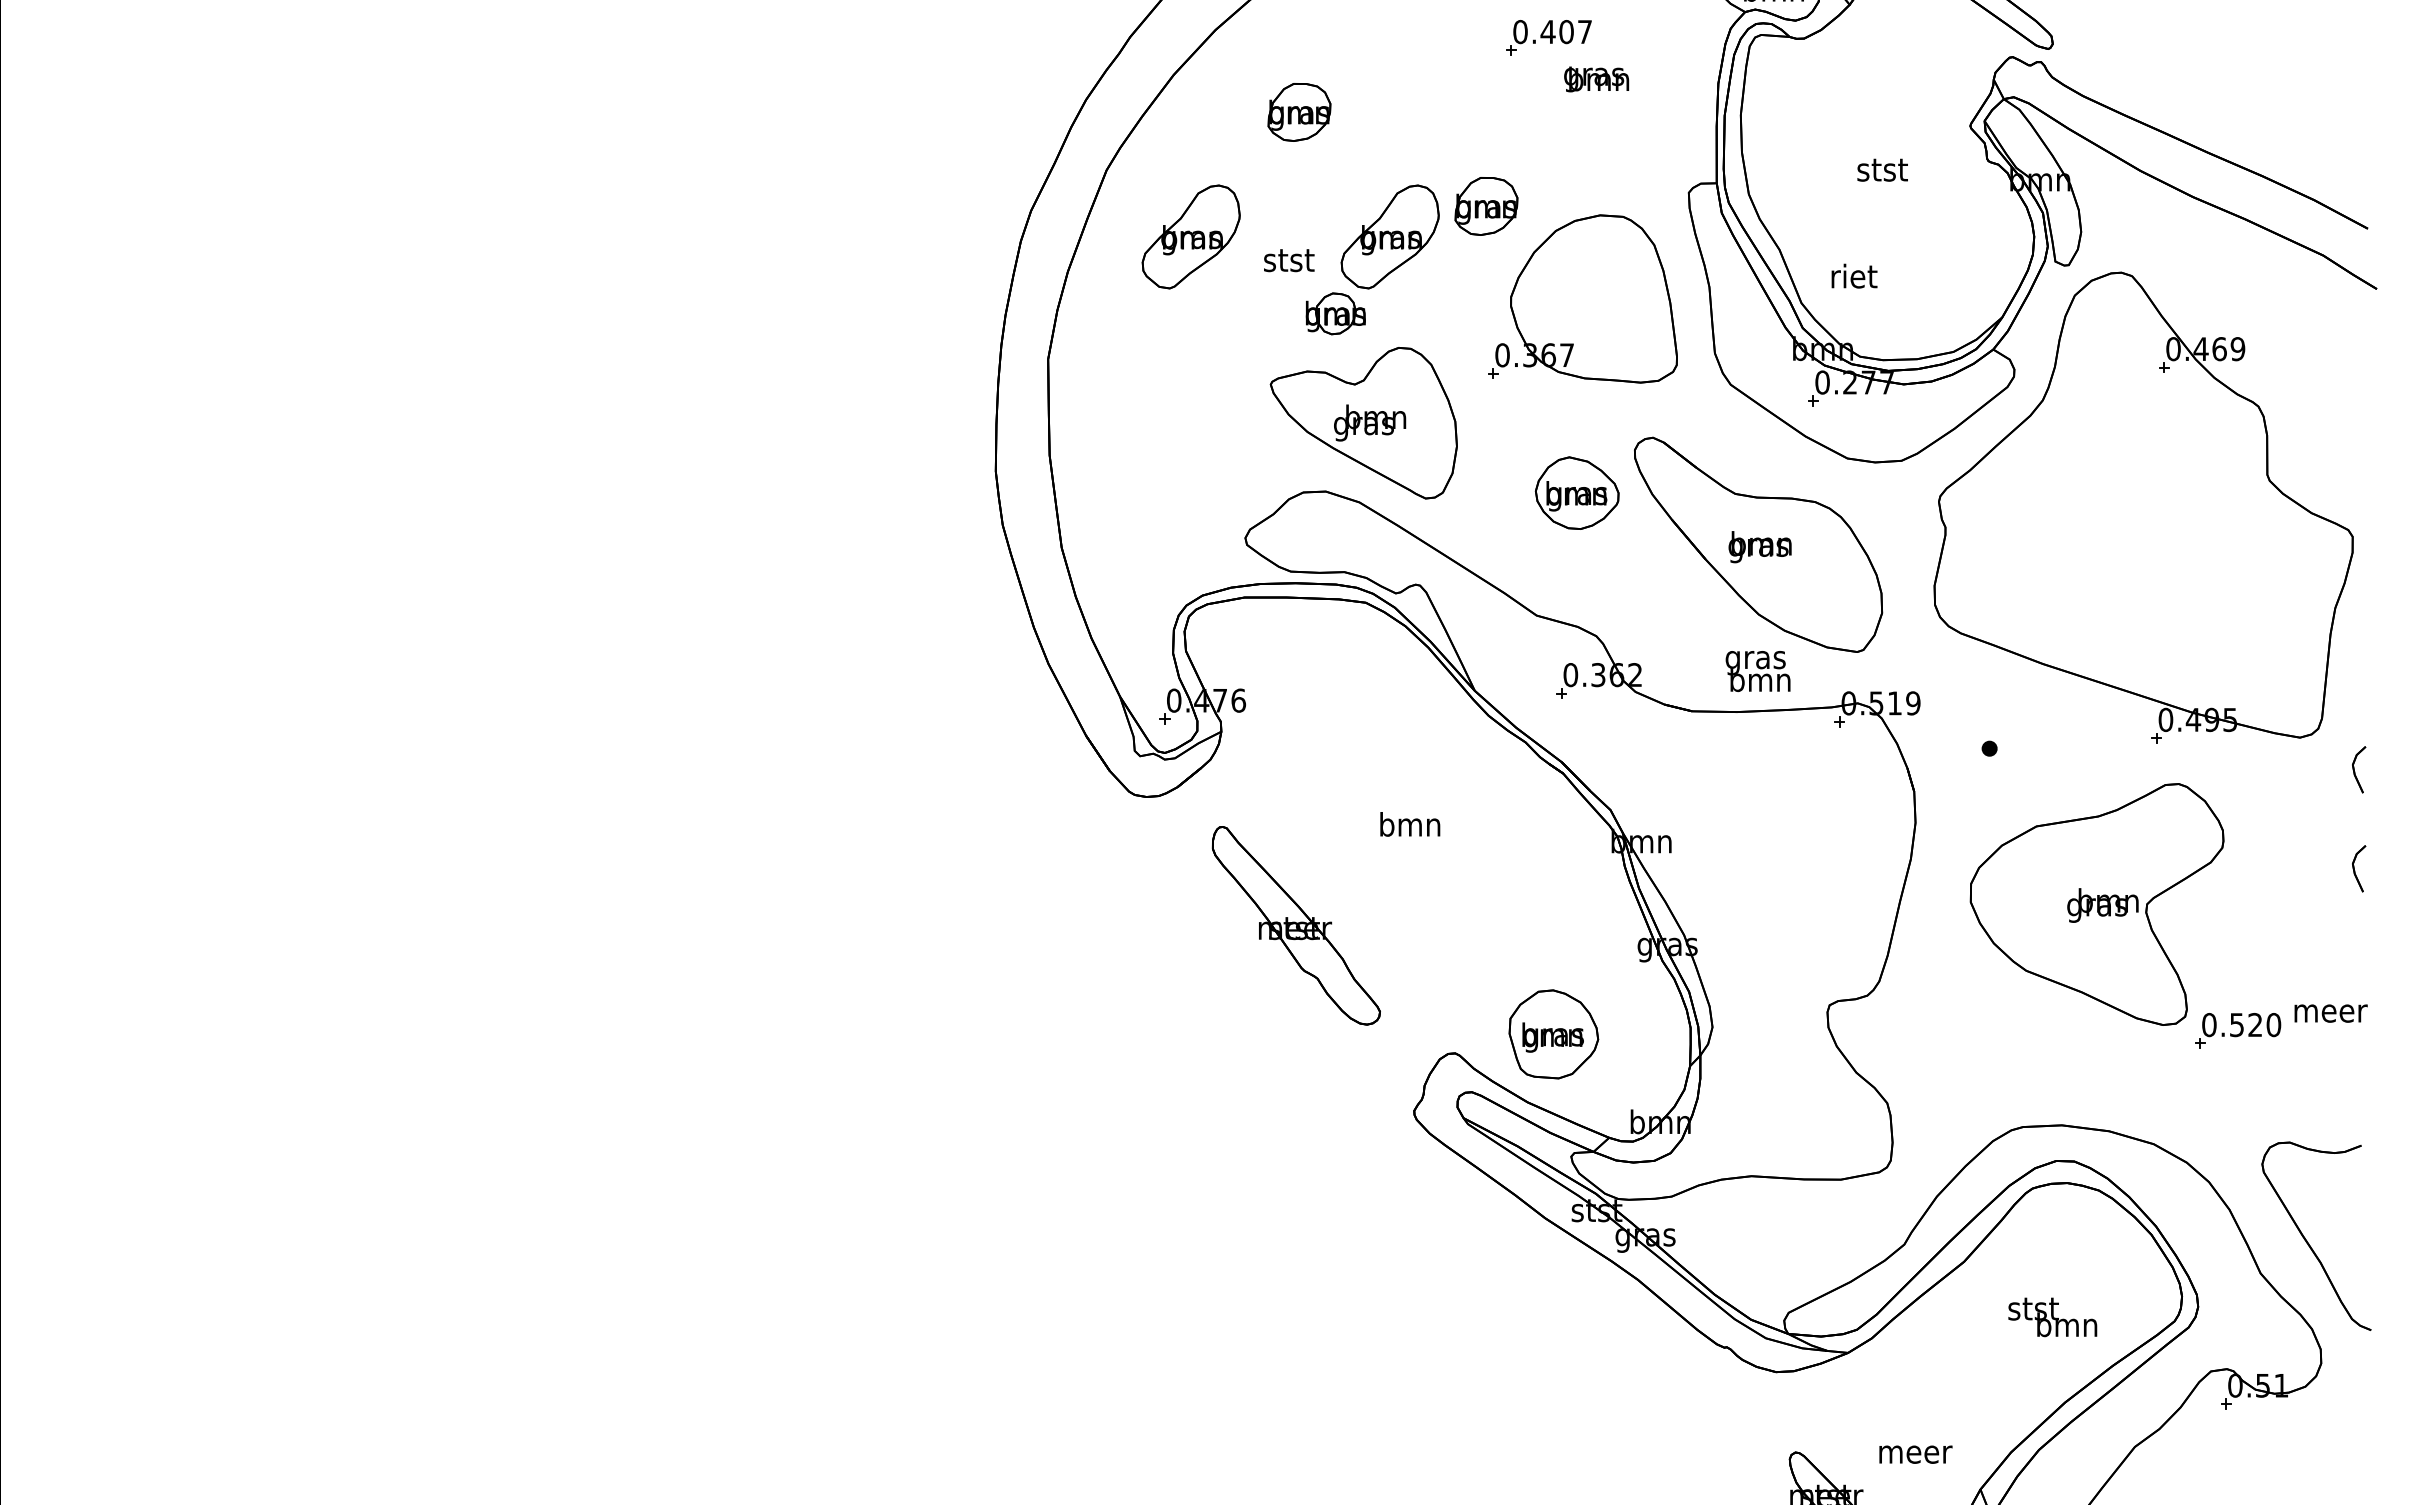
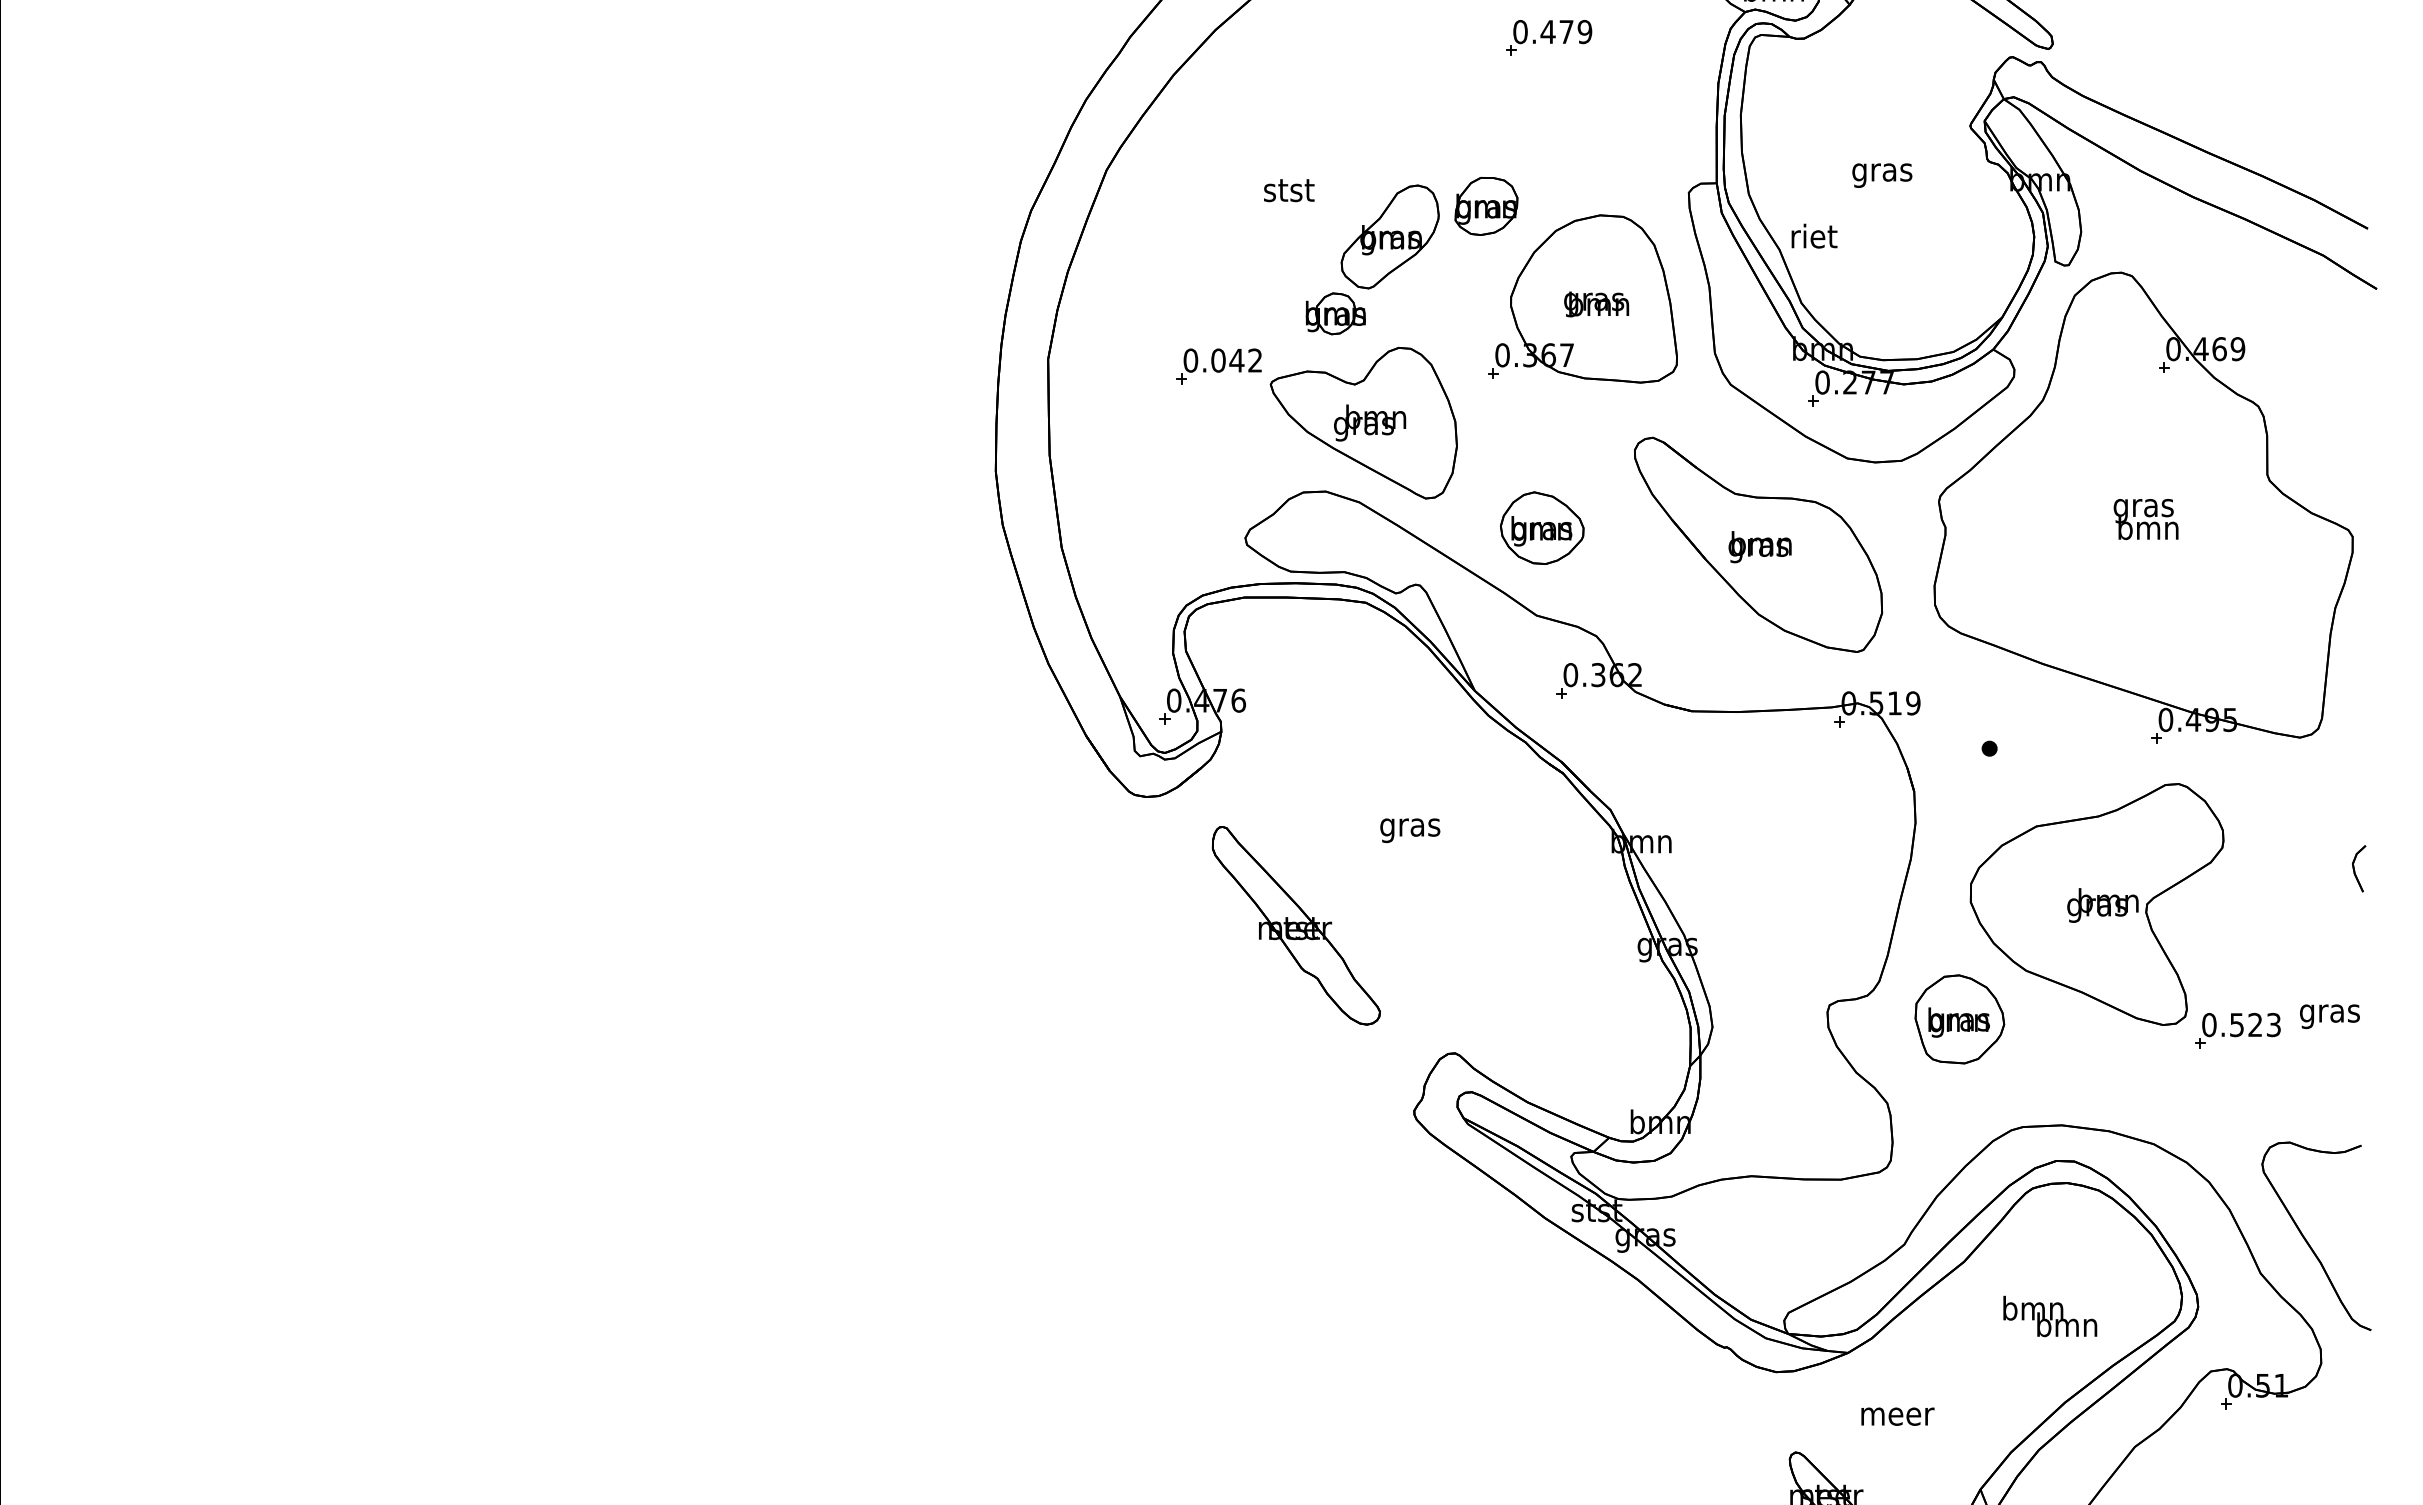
text: 0.407 -> 0.479 (1575, 32)
text position: (1596, 79) -> (1596, 304) (1596, 304)
part: present -> none (1299, 112)
text: stst -> gras (1882, 172)
part: present -> none (1190, 236)
text position: (1289, 260) -> (1289, 190) (1289, 190)
text position: (1854, 275) -> (1814, 235) (1814, 235)
part: none -> present (1218, 366)
part position: (1576, 492) -> (1541, 527) (1541, 527)
text position: (1757, 671) -> (2145, 519) (2145, 519)
part: present -> none (2359, 769)
text: bmn -> gras (1410, 827)
text: meer -> gras (2330, 1016)
text: 0.520 -> 0.523 (2273, 1025)
part position: (1553, 1034) -> (1959, 1019) (1959, 1019)
text: stst -> bmn (2033, 1307)
text position: (1915, 1454) -> (1897, 1416) (1897, 1416)
